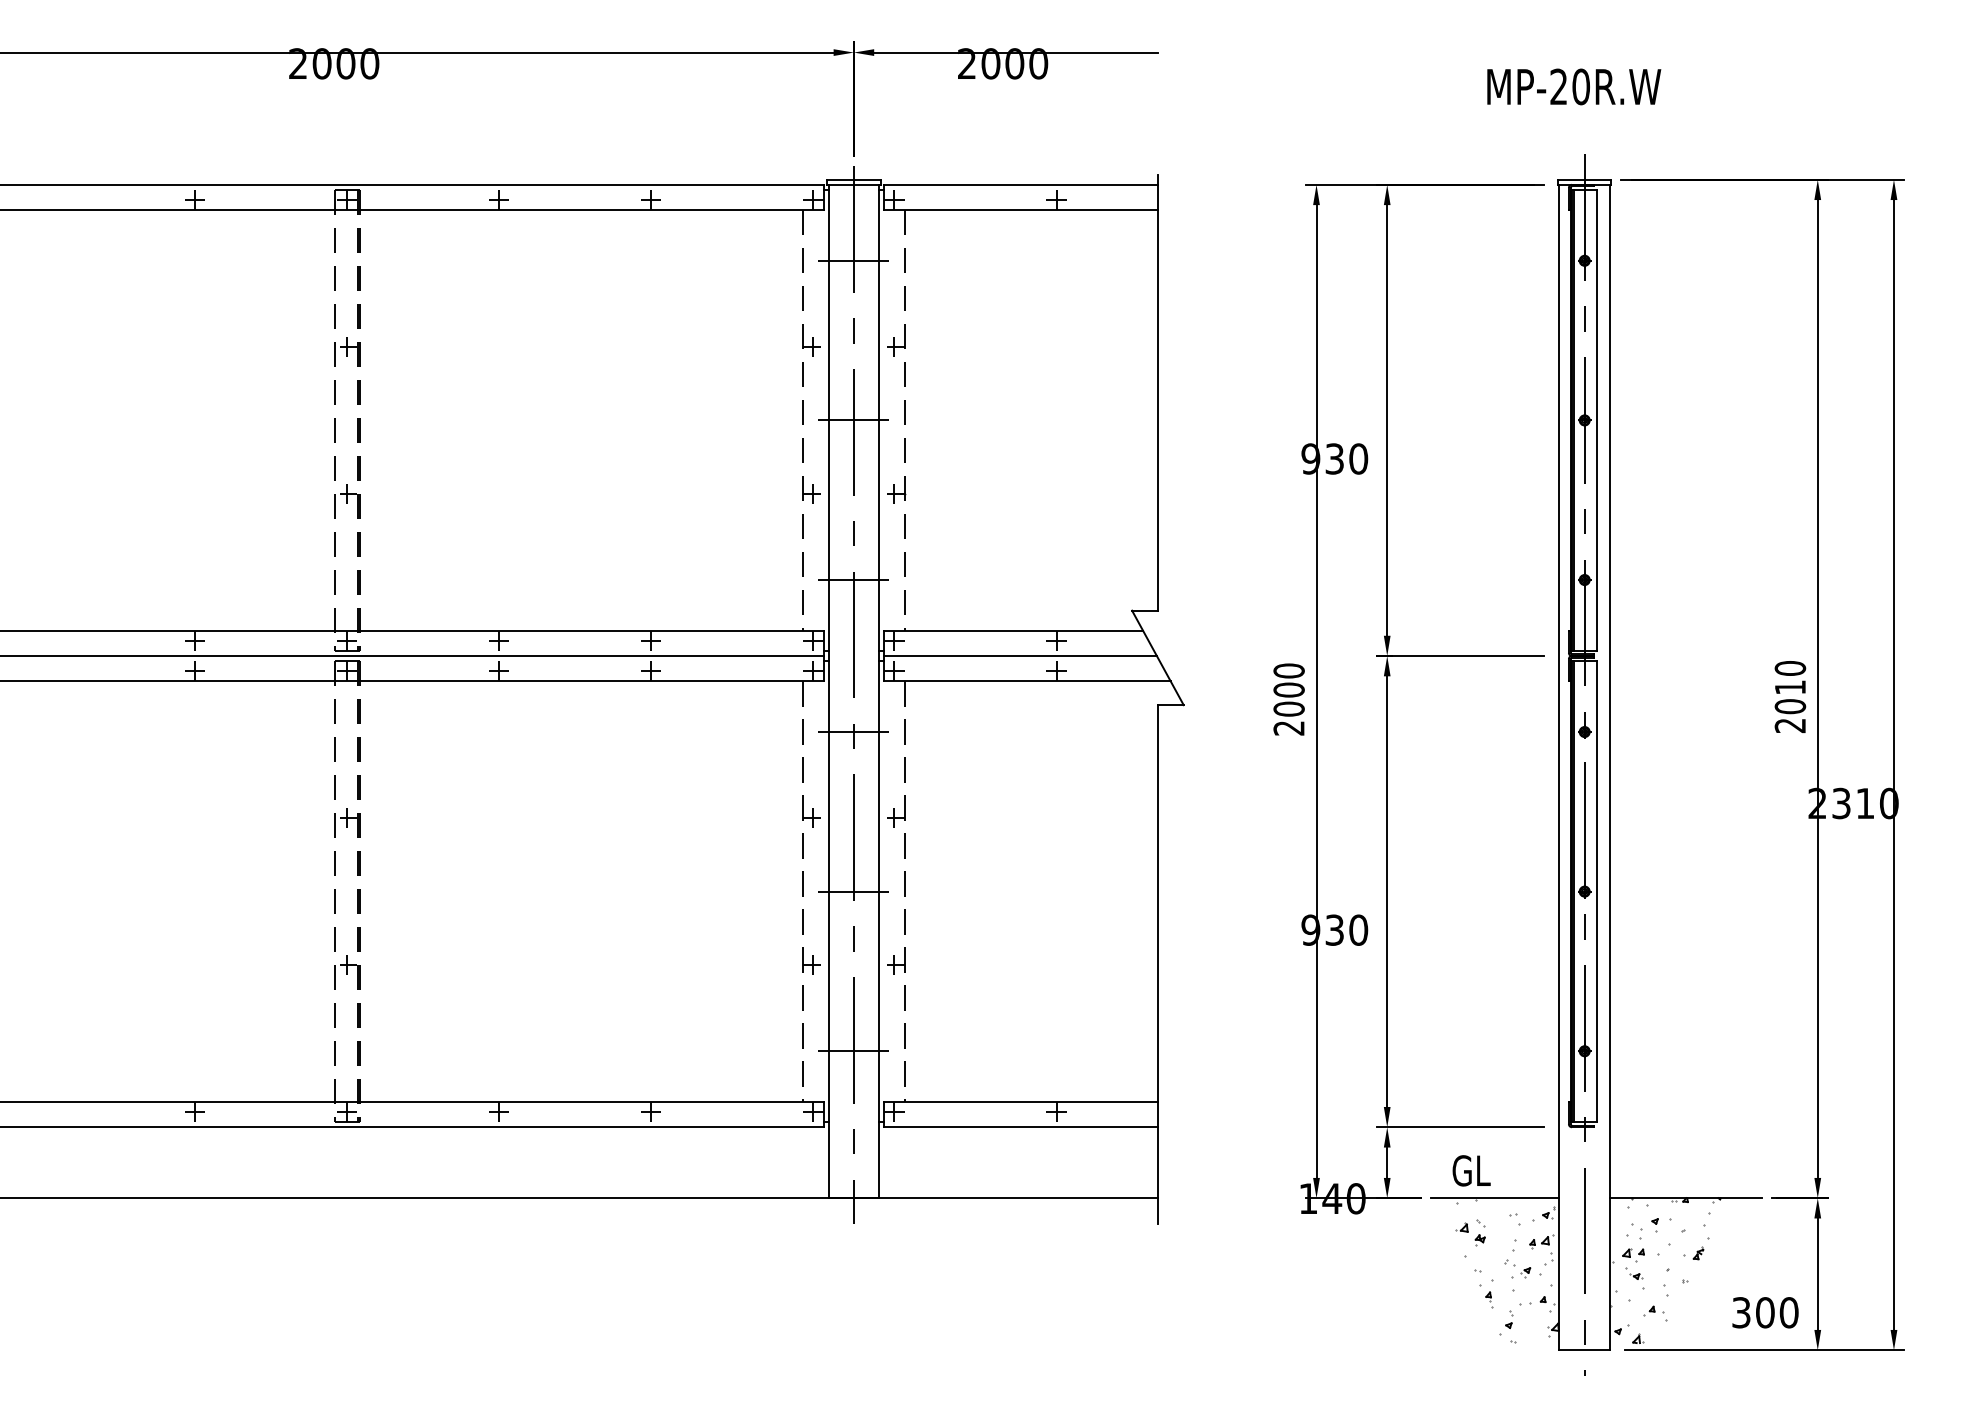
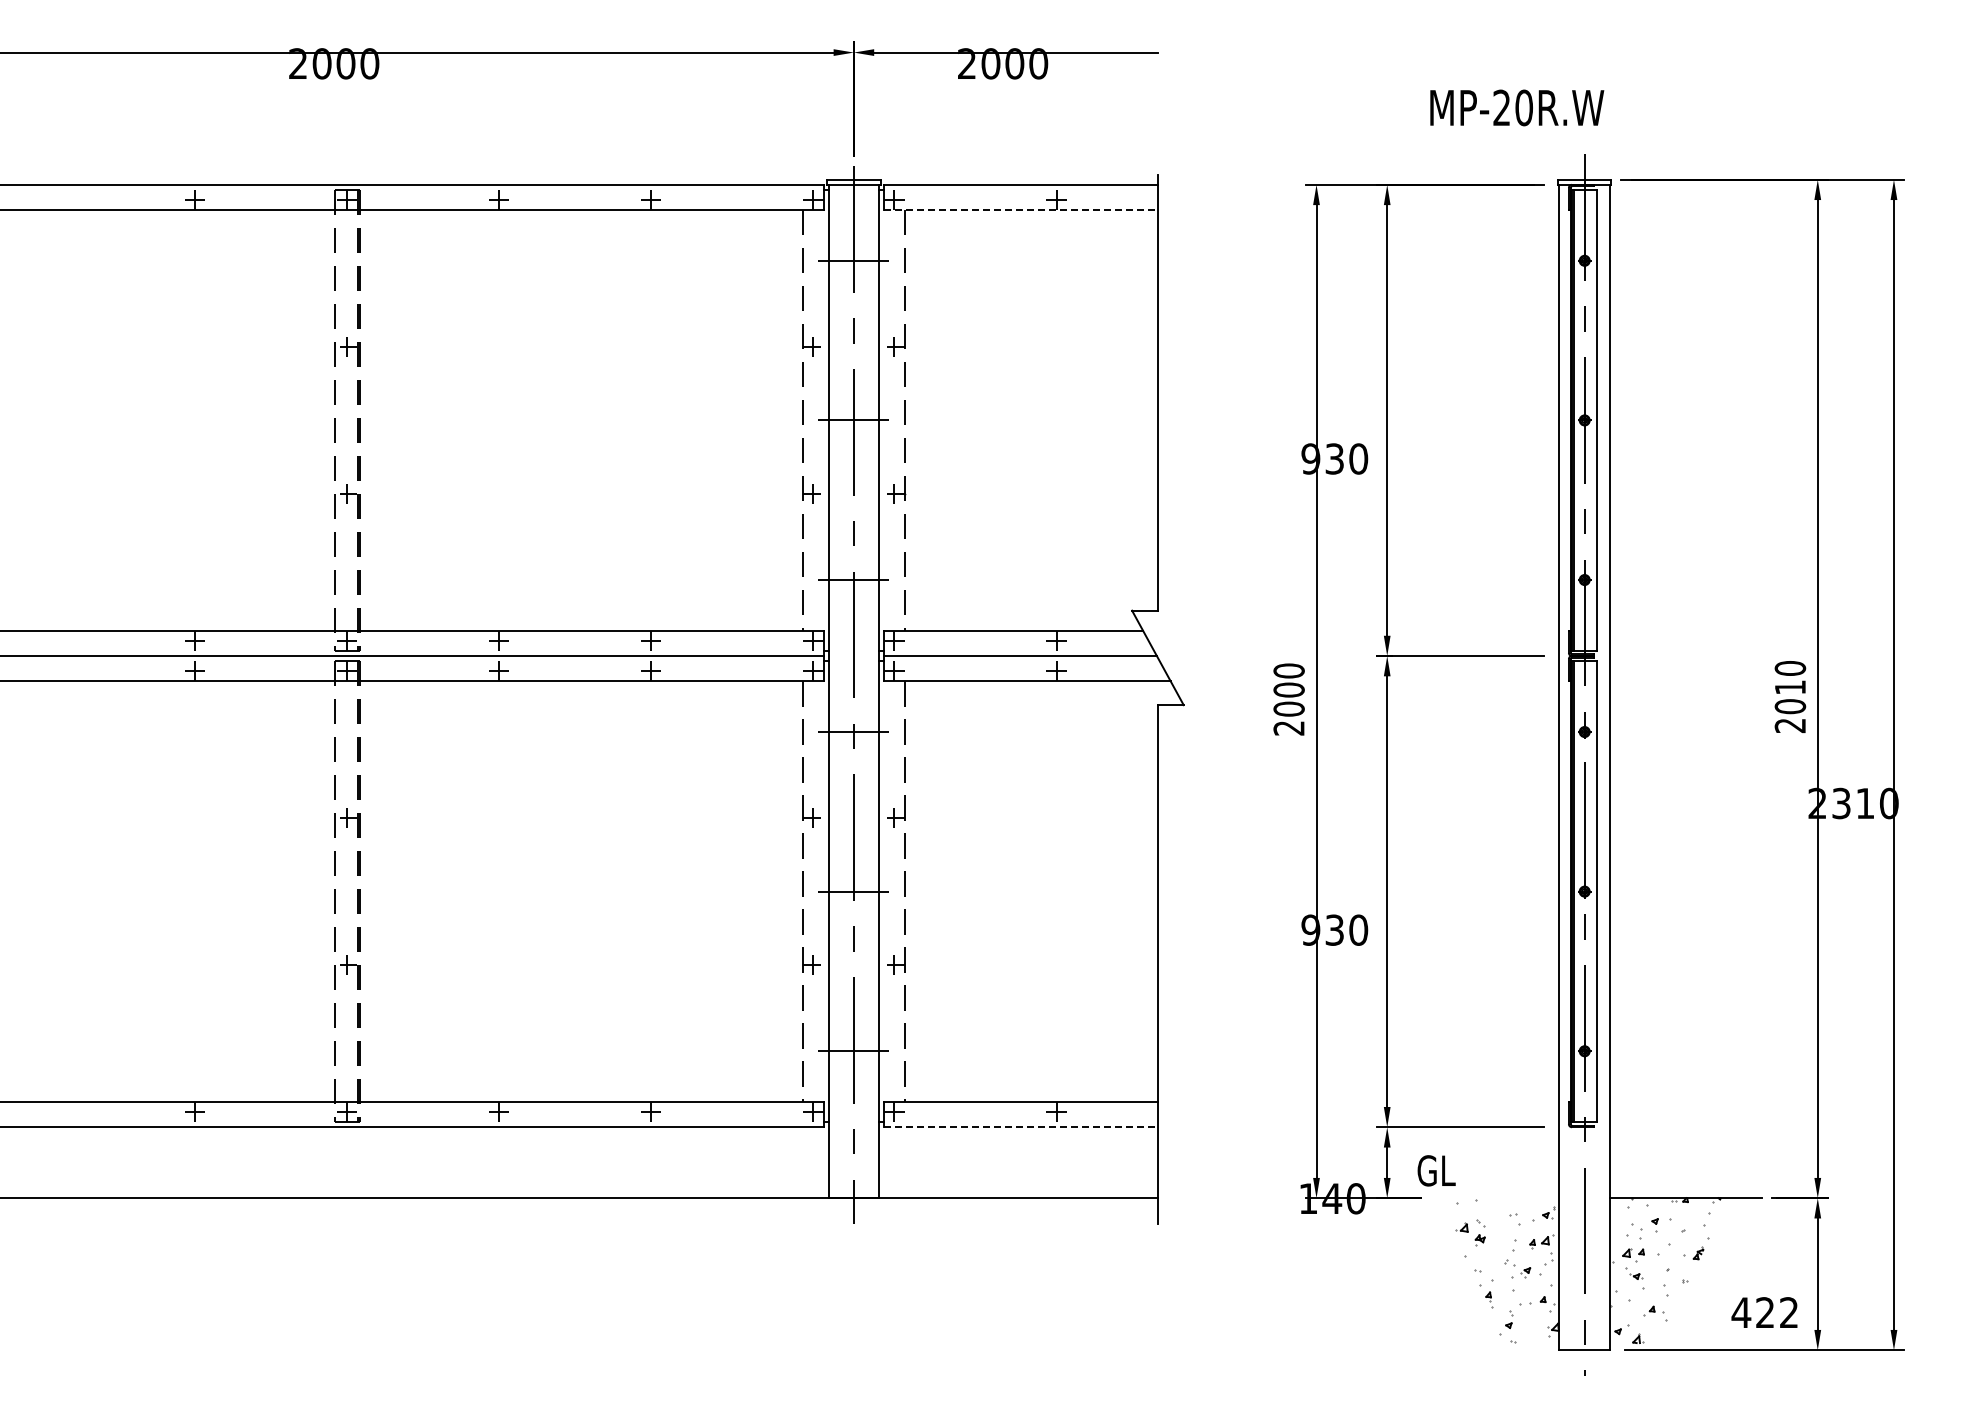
text position: (1574, 86) -> (1517, 107) (1517, 107)
line: solid -> dashed (1021, 210)
line: solid -> dashed (1021, 1127)
text position: (1471, 1170) -> (1436, 1170) (1436, 1170)
line: present -> none (1494, 1198)
text: 300 -> 422 (1764, 1312)
